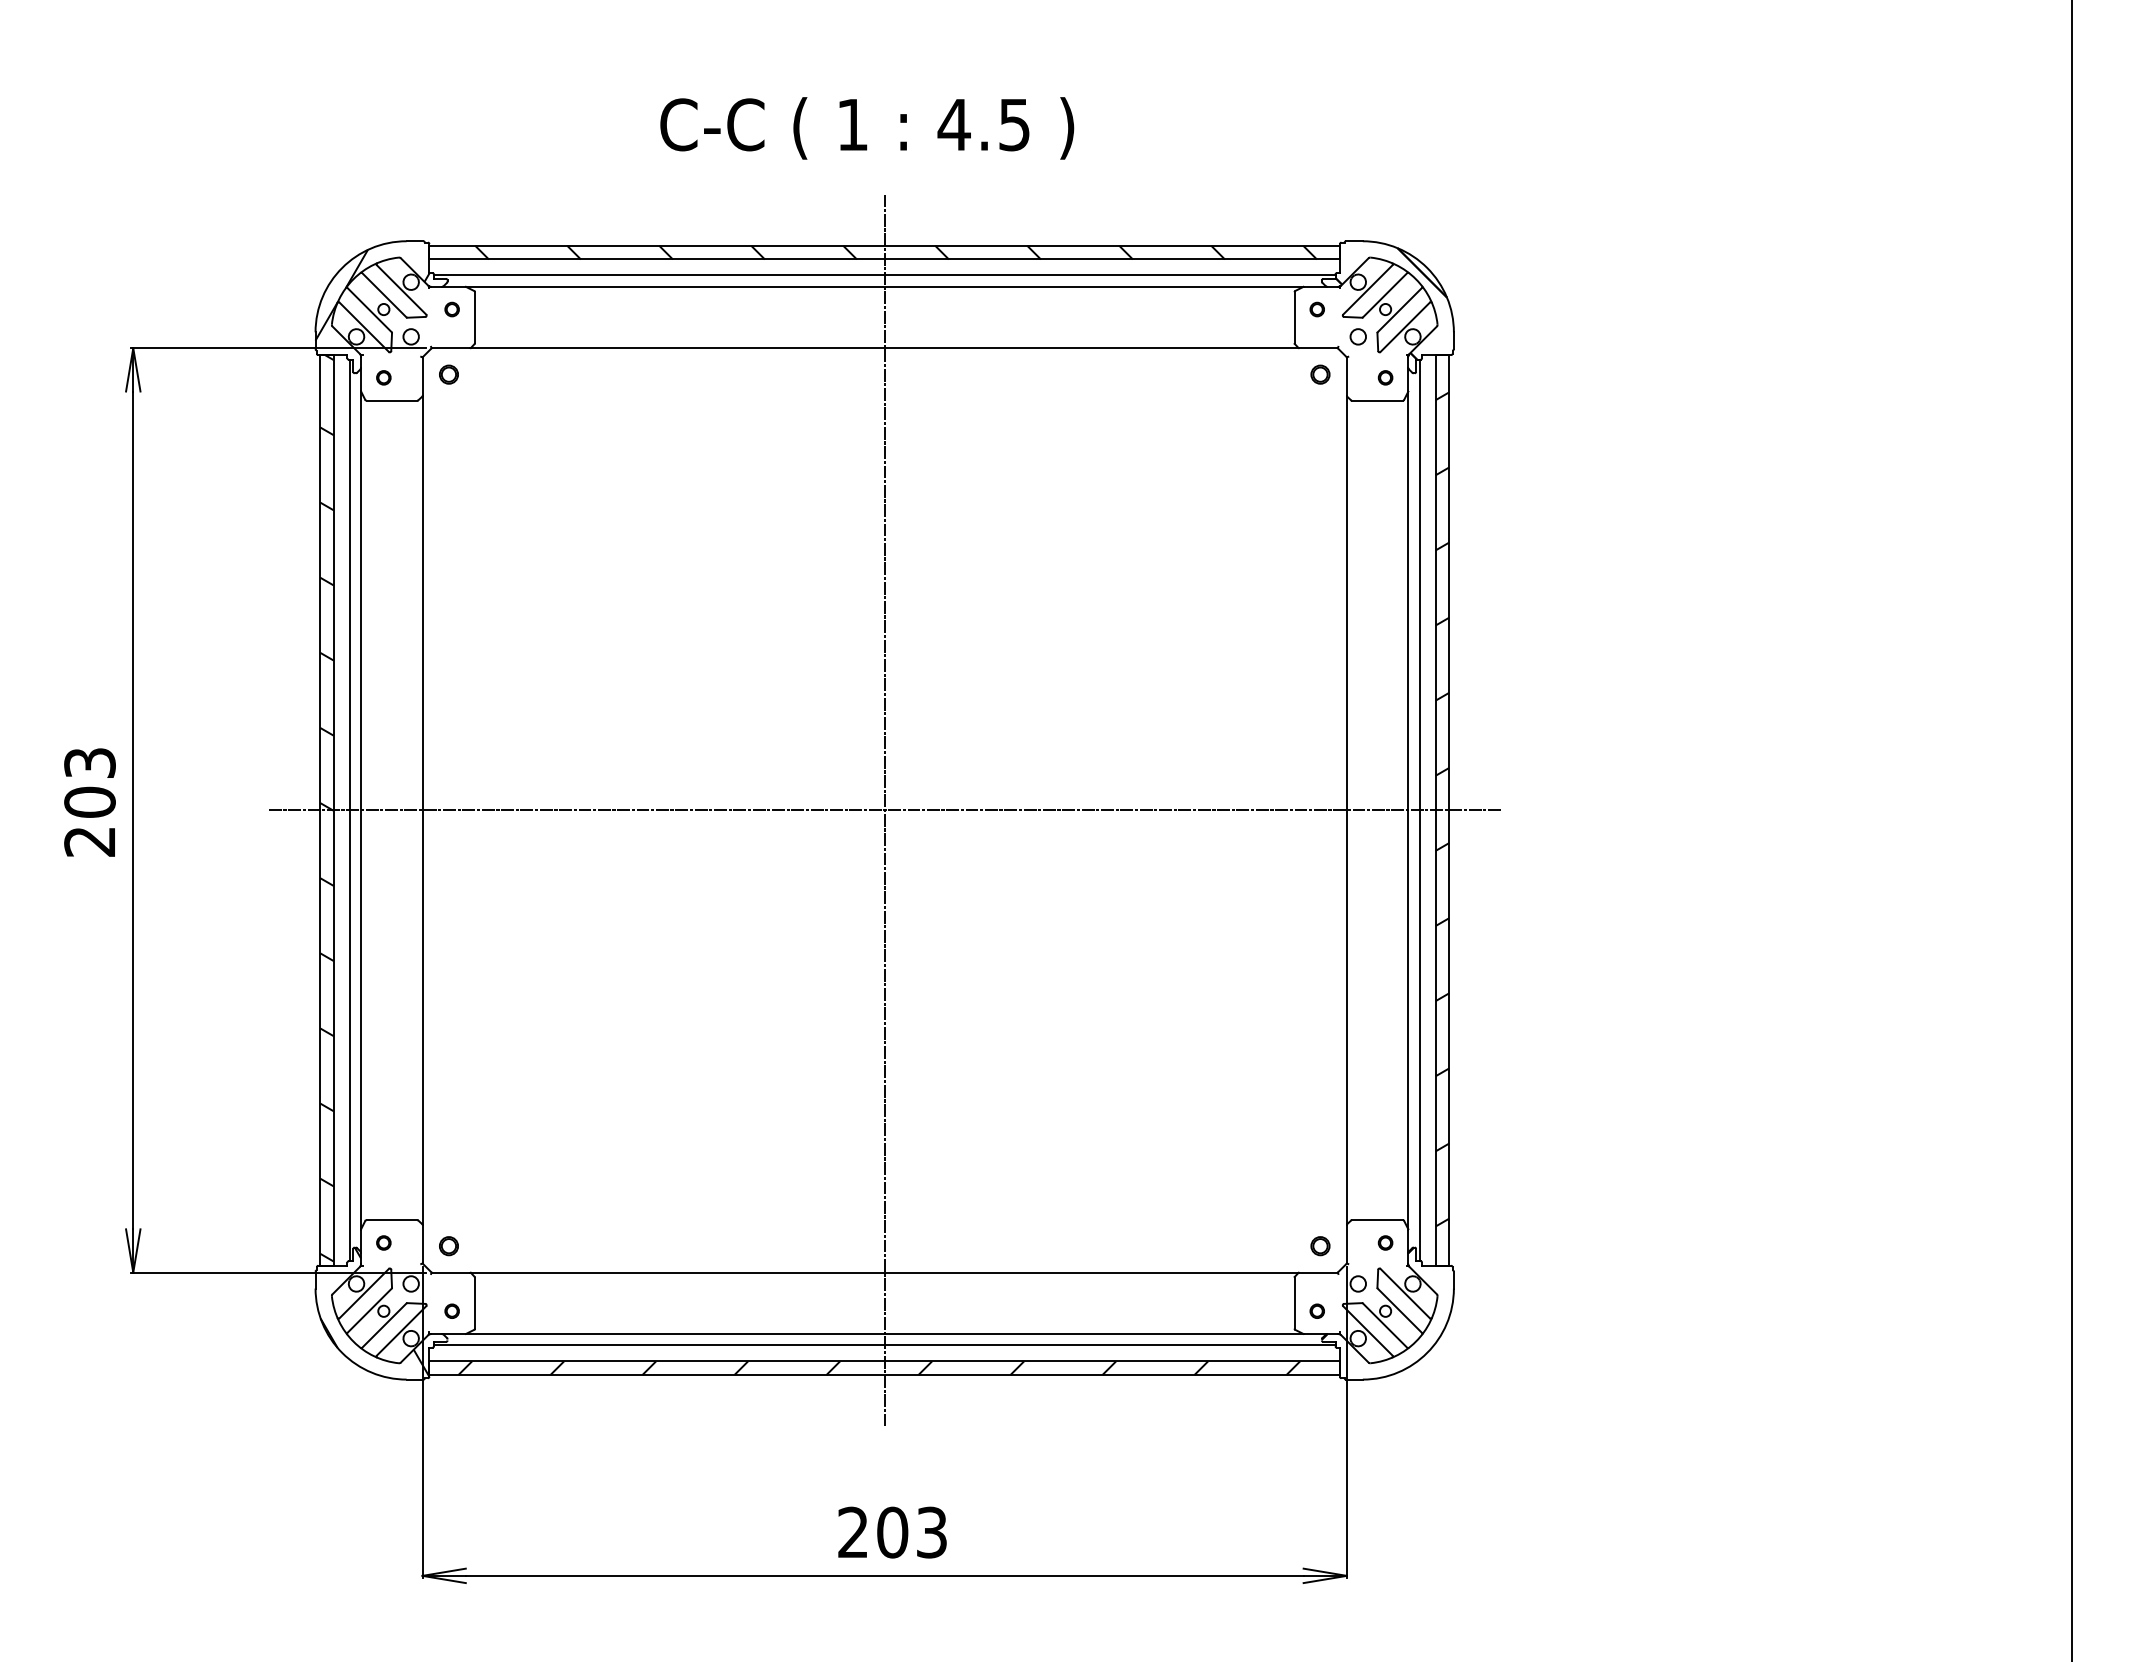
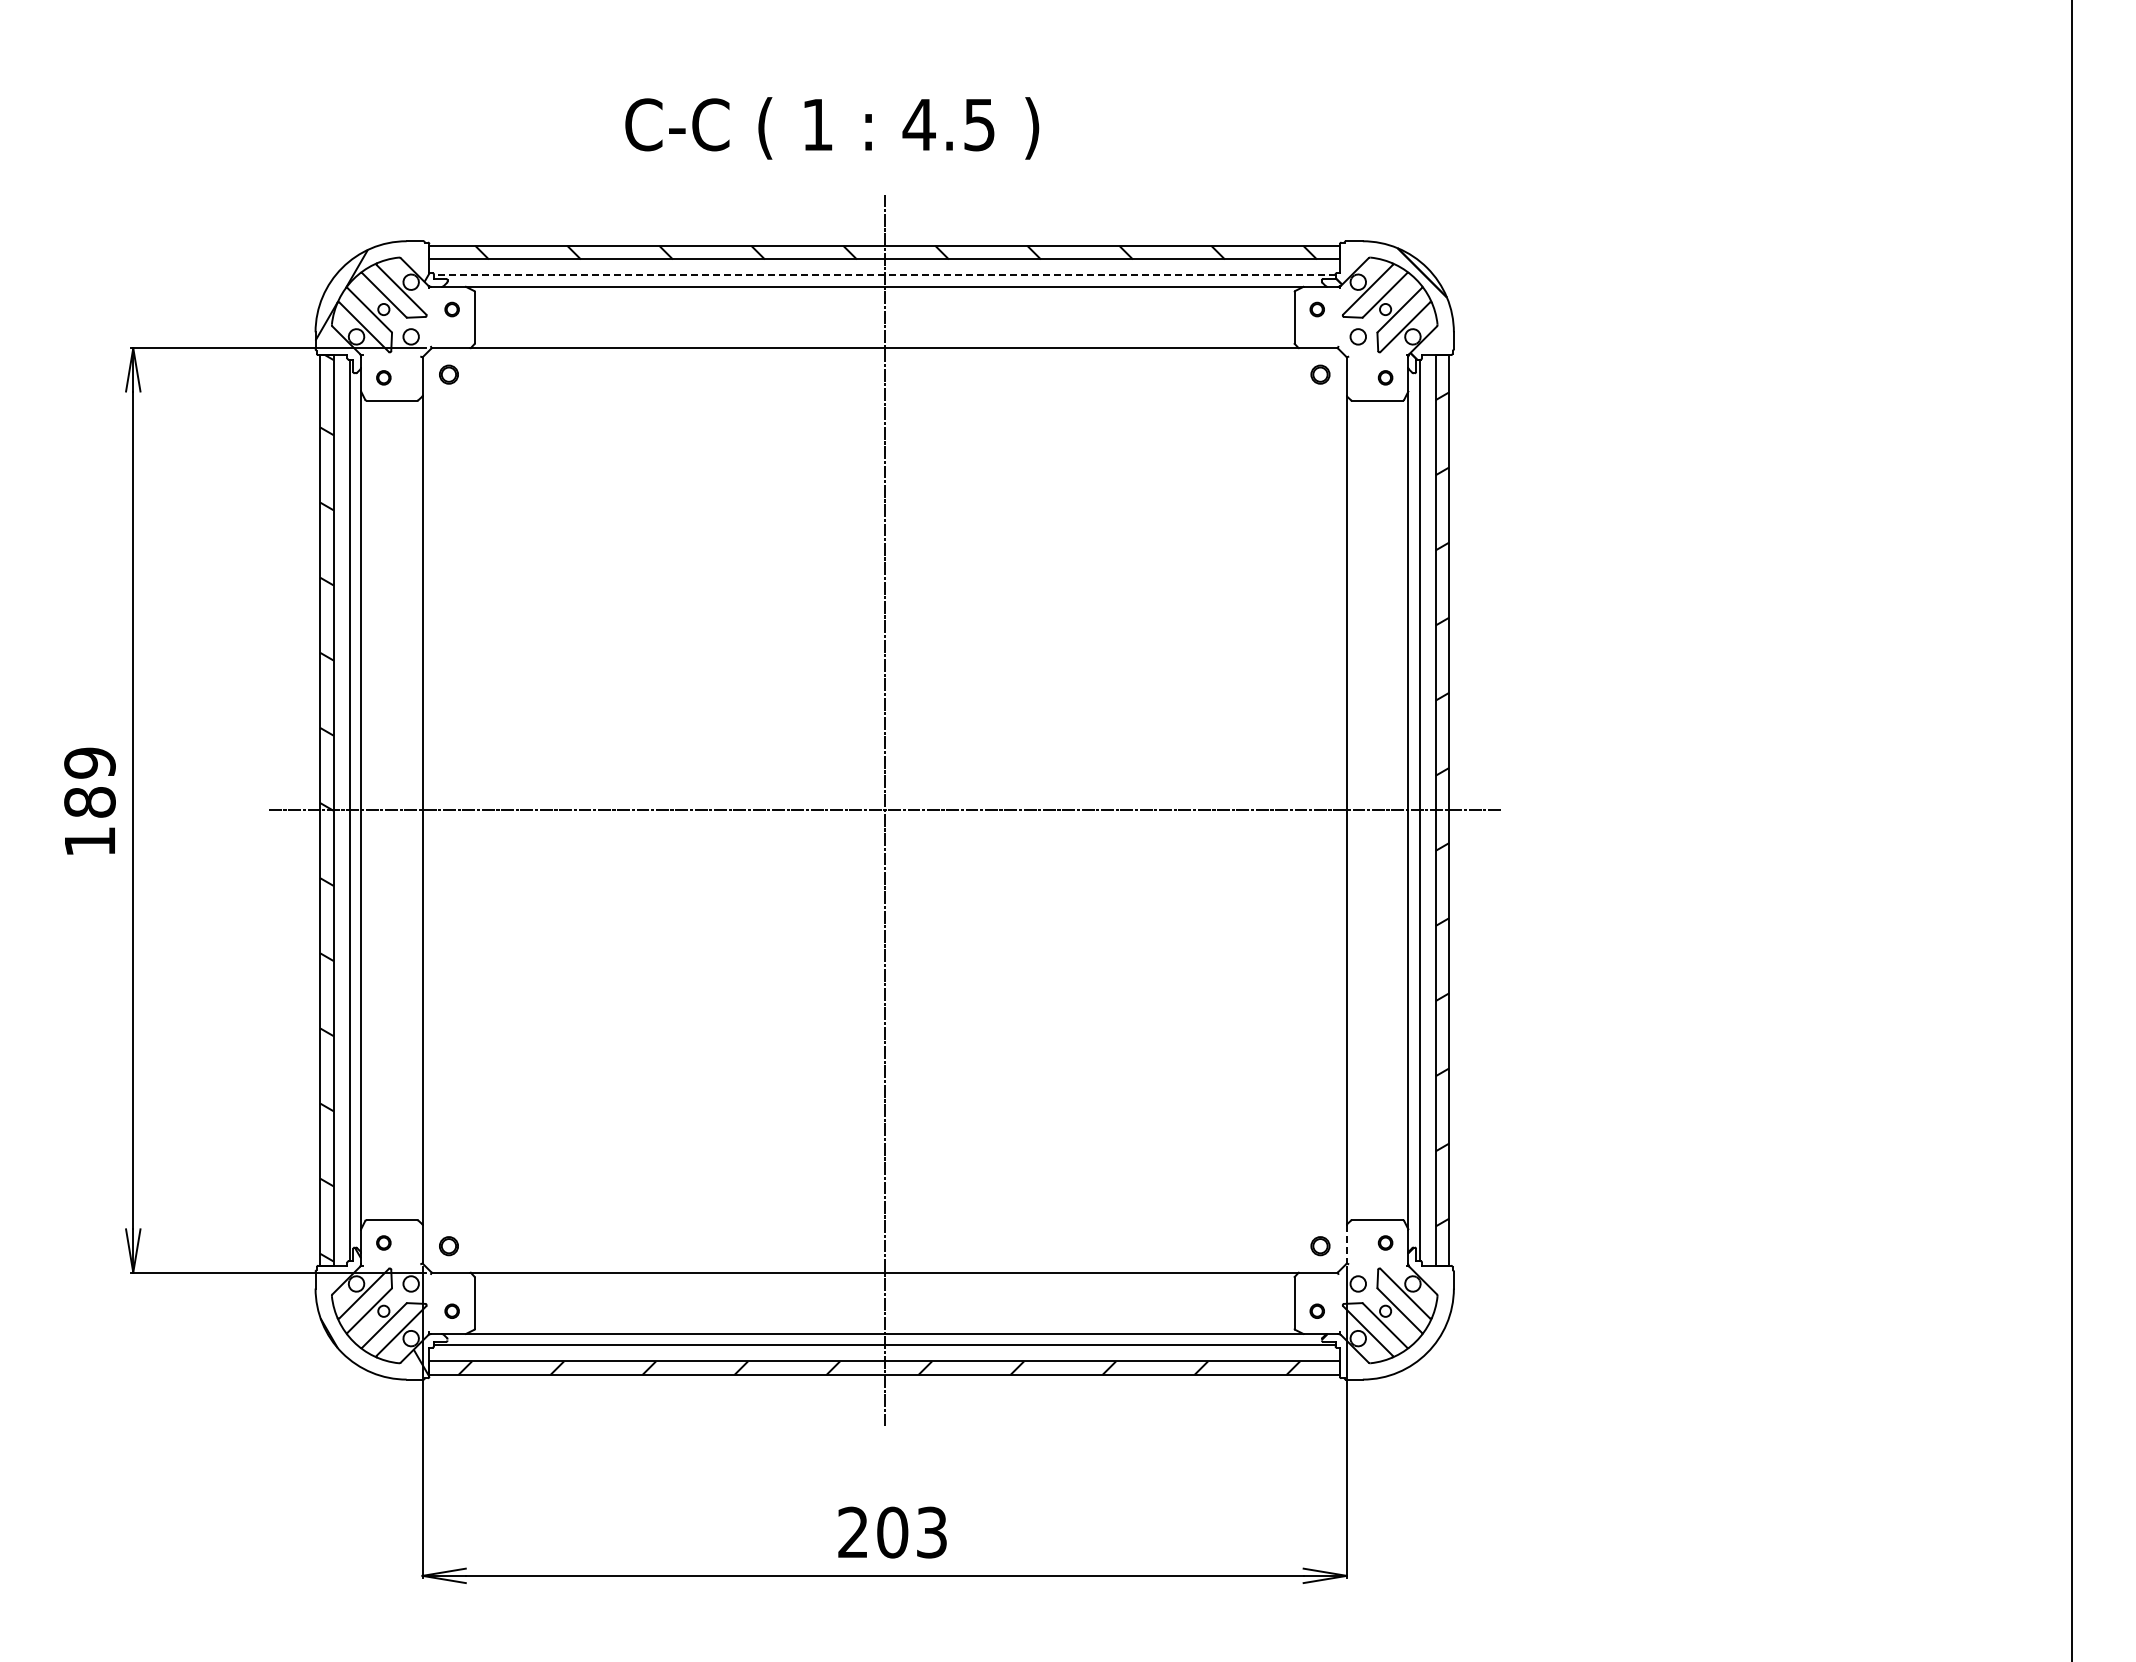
text position: (867, 128) -> (832, 128) (832, 128)
line: solid -> dashed (884, 275)
text: 203 -> 189 (89, 801)
line: solid -> dashed (1346, 1244)
